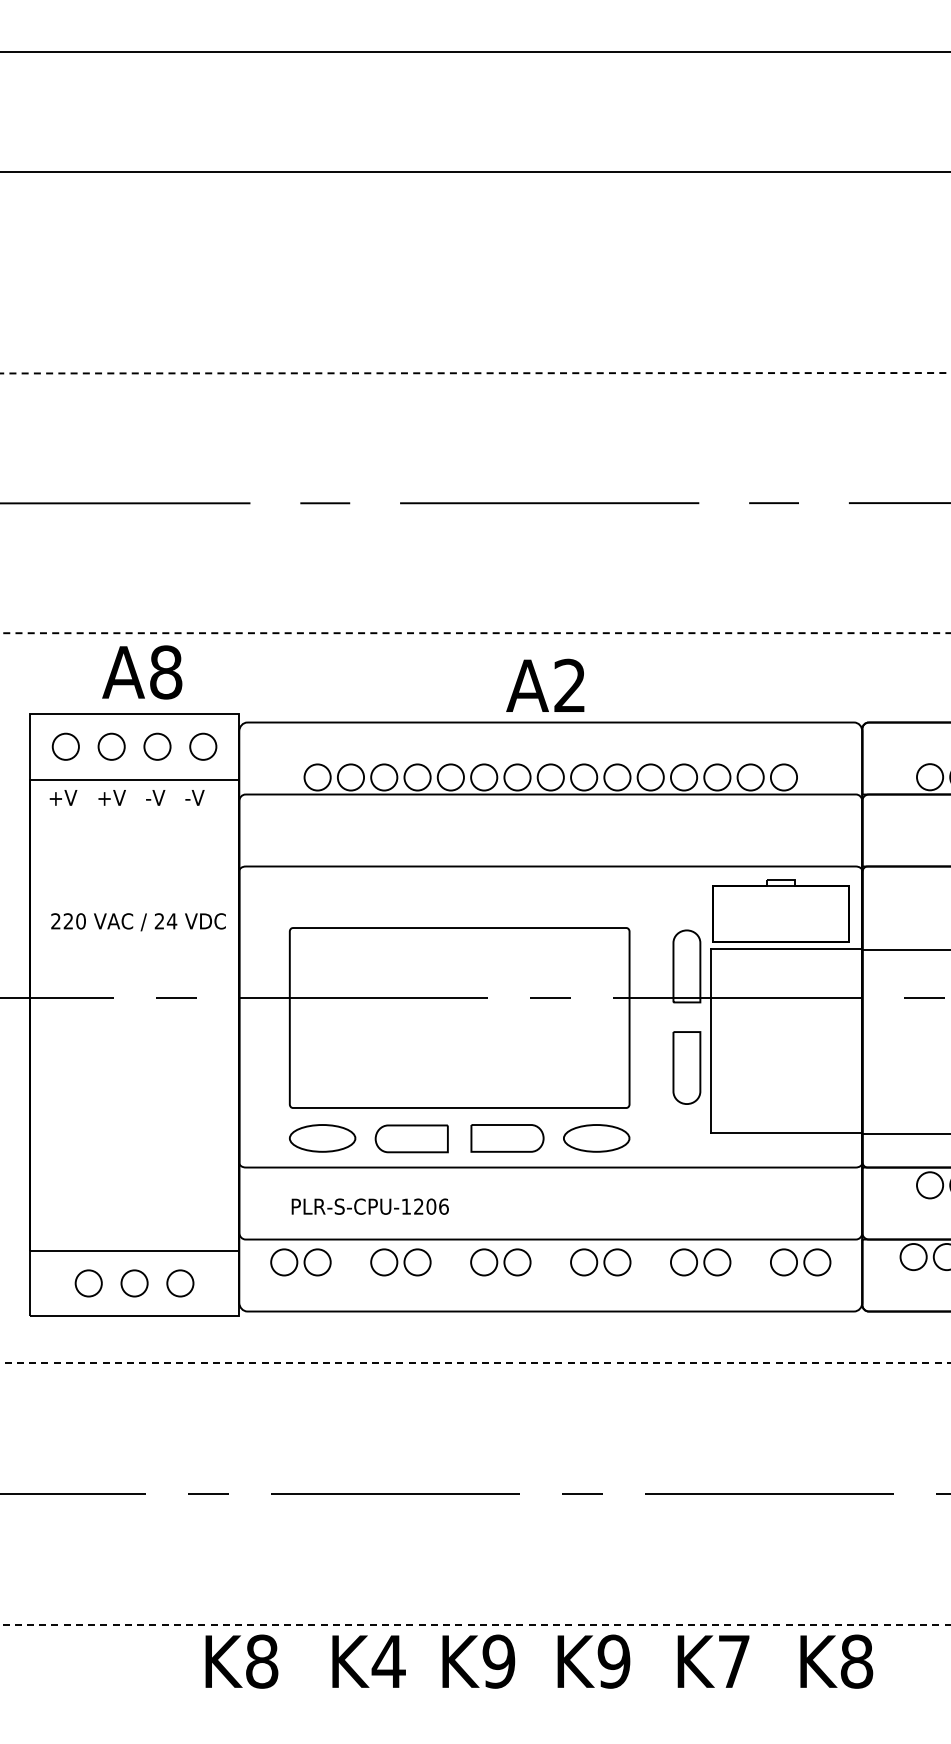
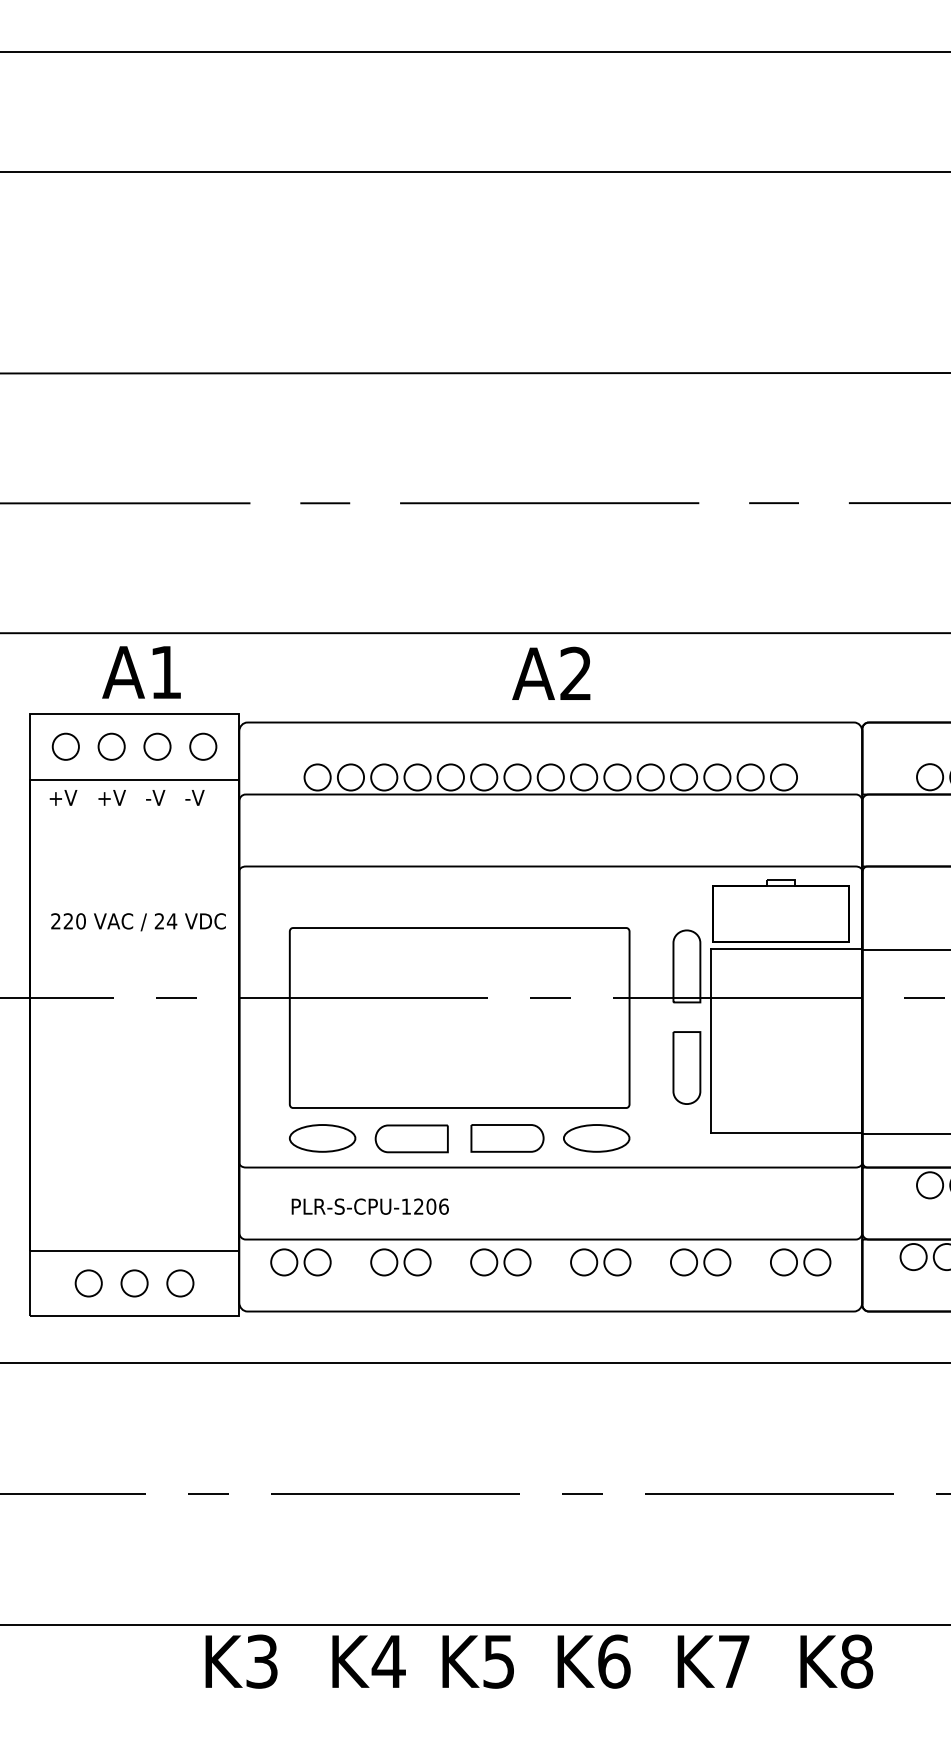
line: dashed -> solid (0, 633)
text: A8 -> A1 (166, 672)
text position: (545, 684) -> (551, 672) (551, 672)
line: dashed -> solid (475, 1362)
line: dashed -> solid (475, 1624)
text: K8 -> K3 (262, 1661)
text: K9 -> K5 (498, 1661)
text: K9 -> K6 (613, 1661)
